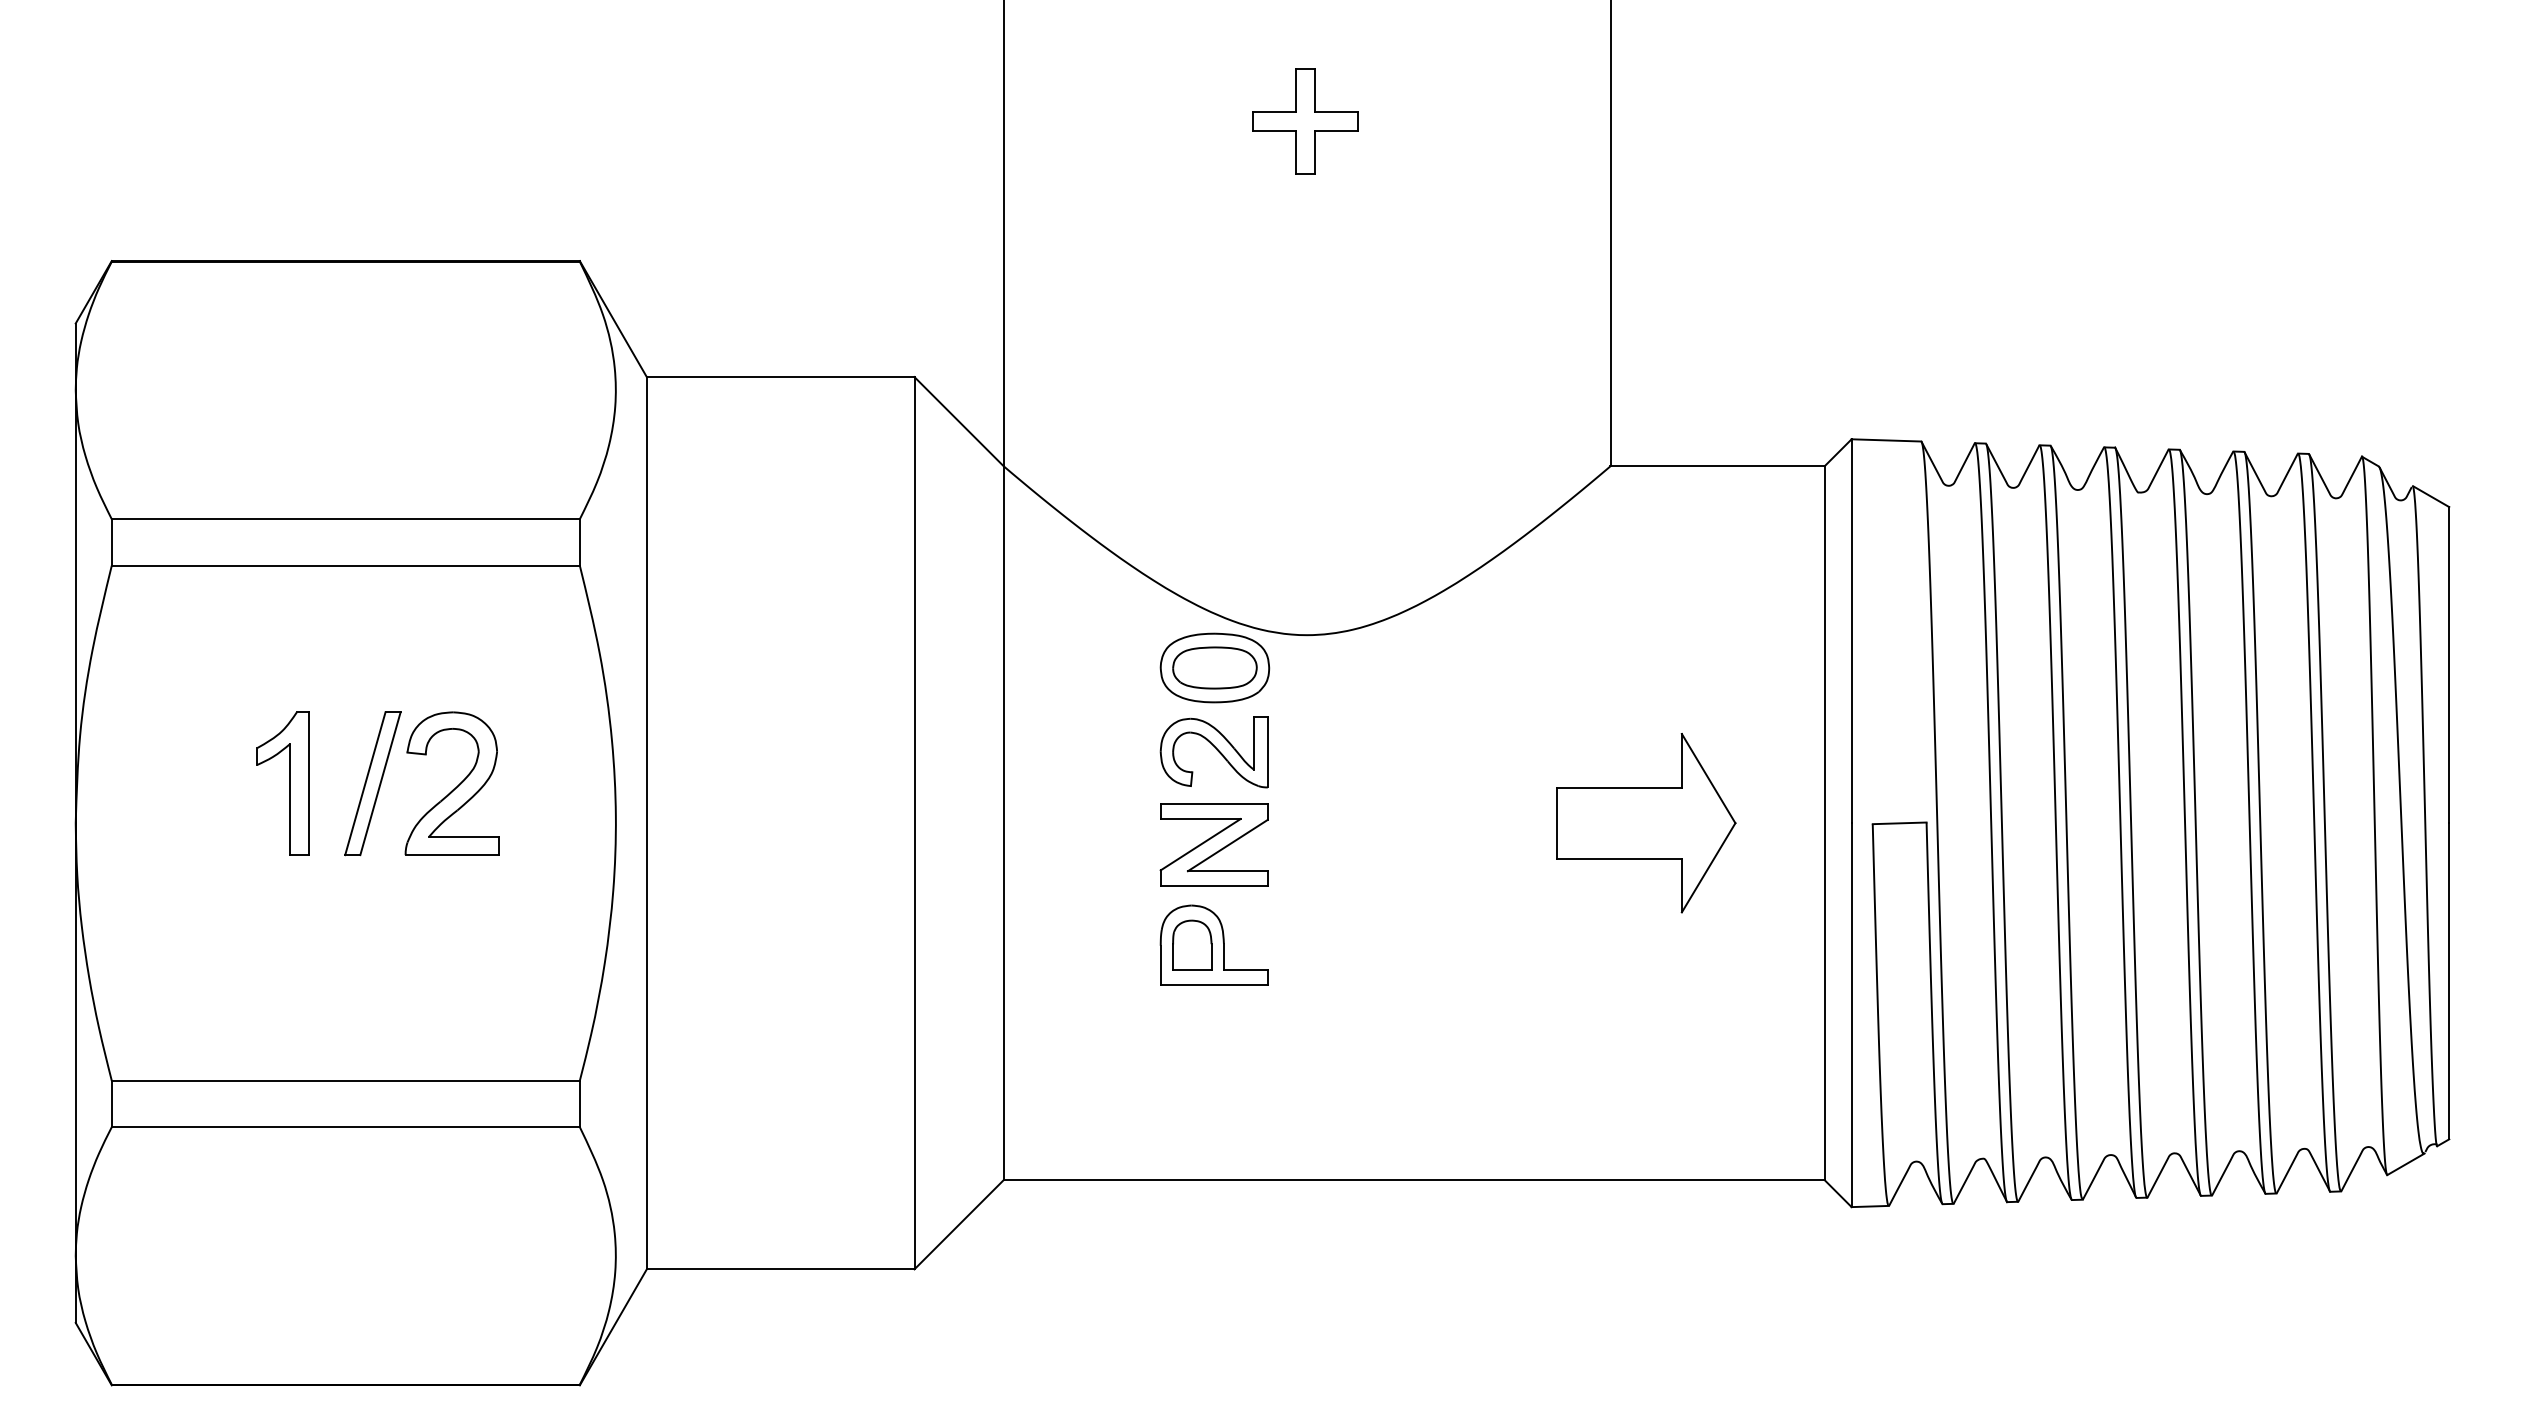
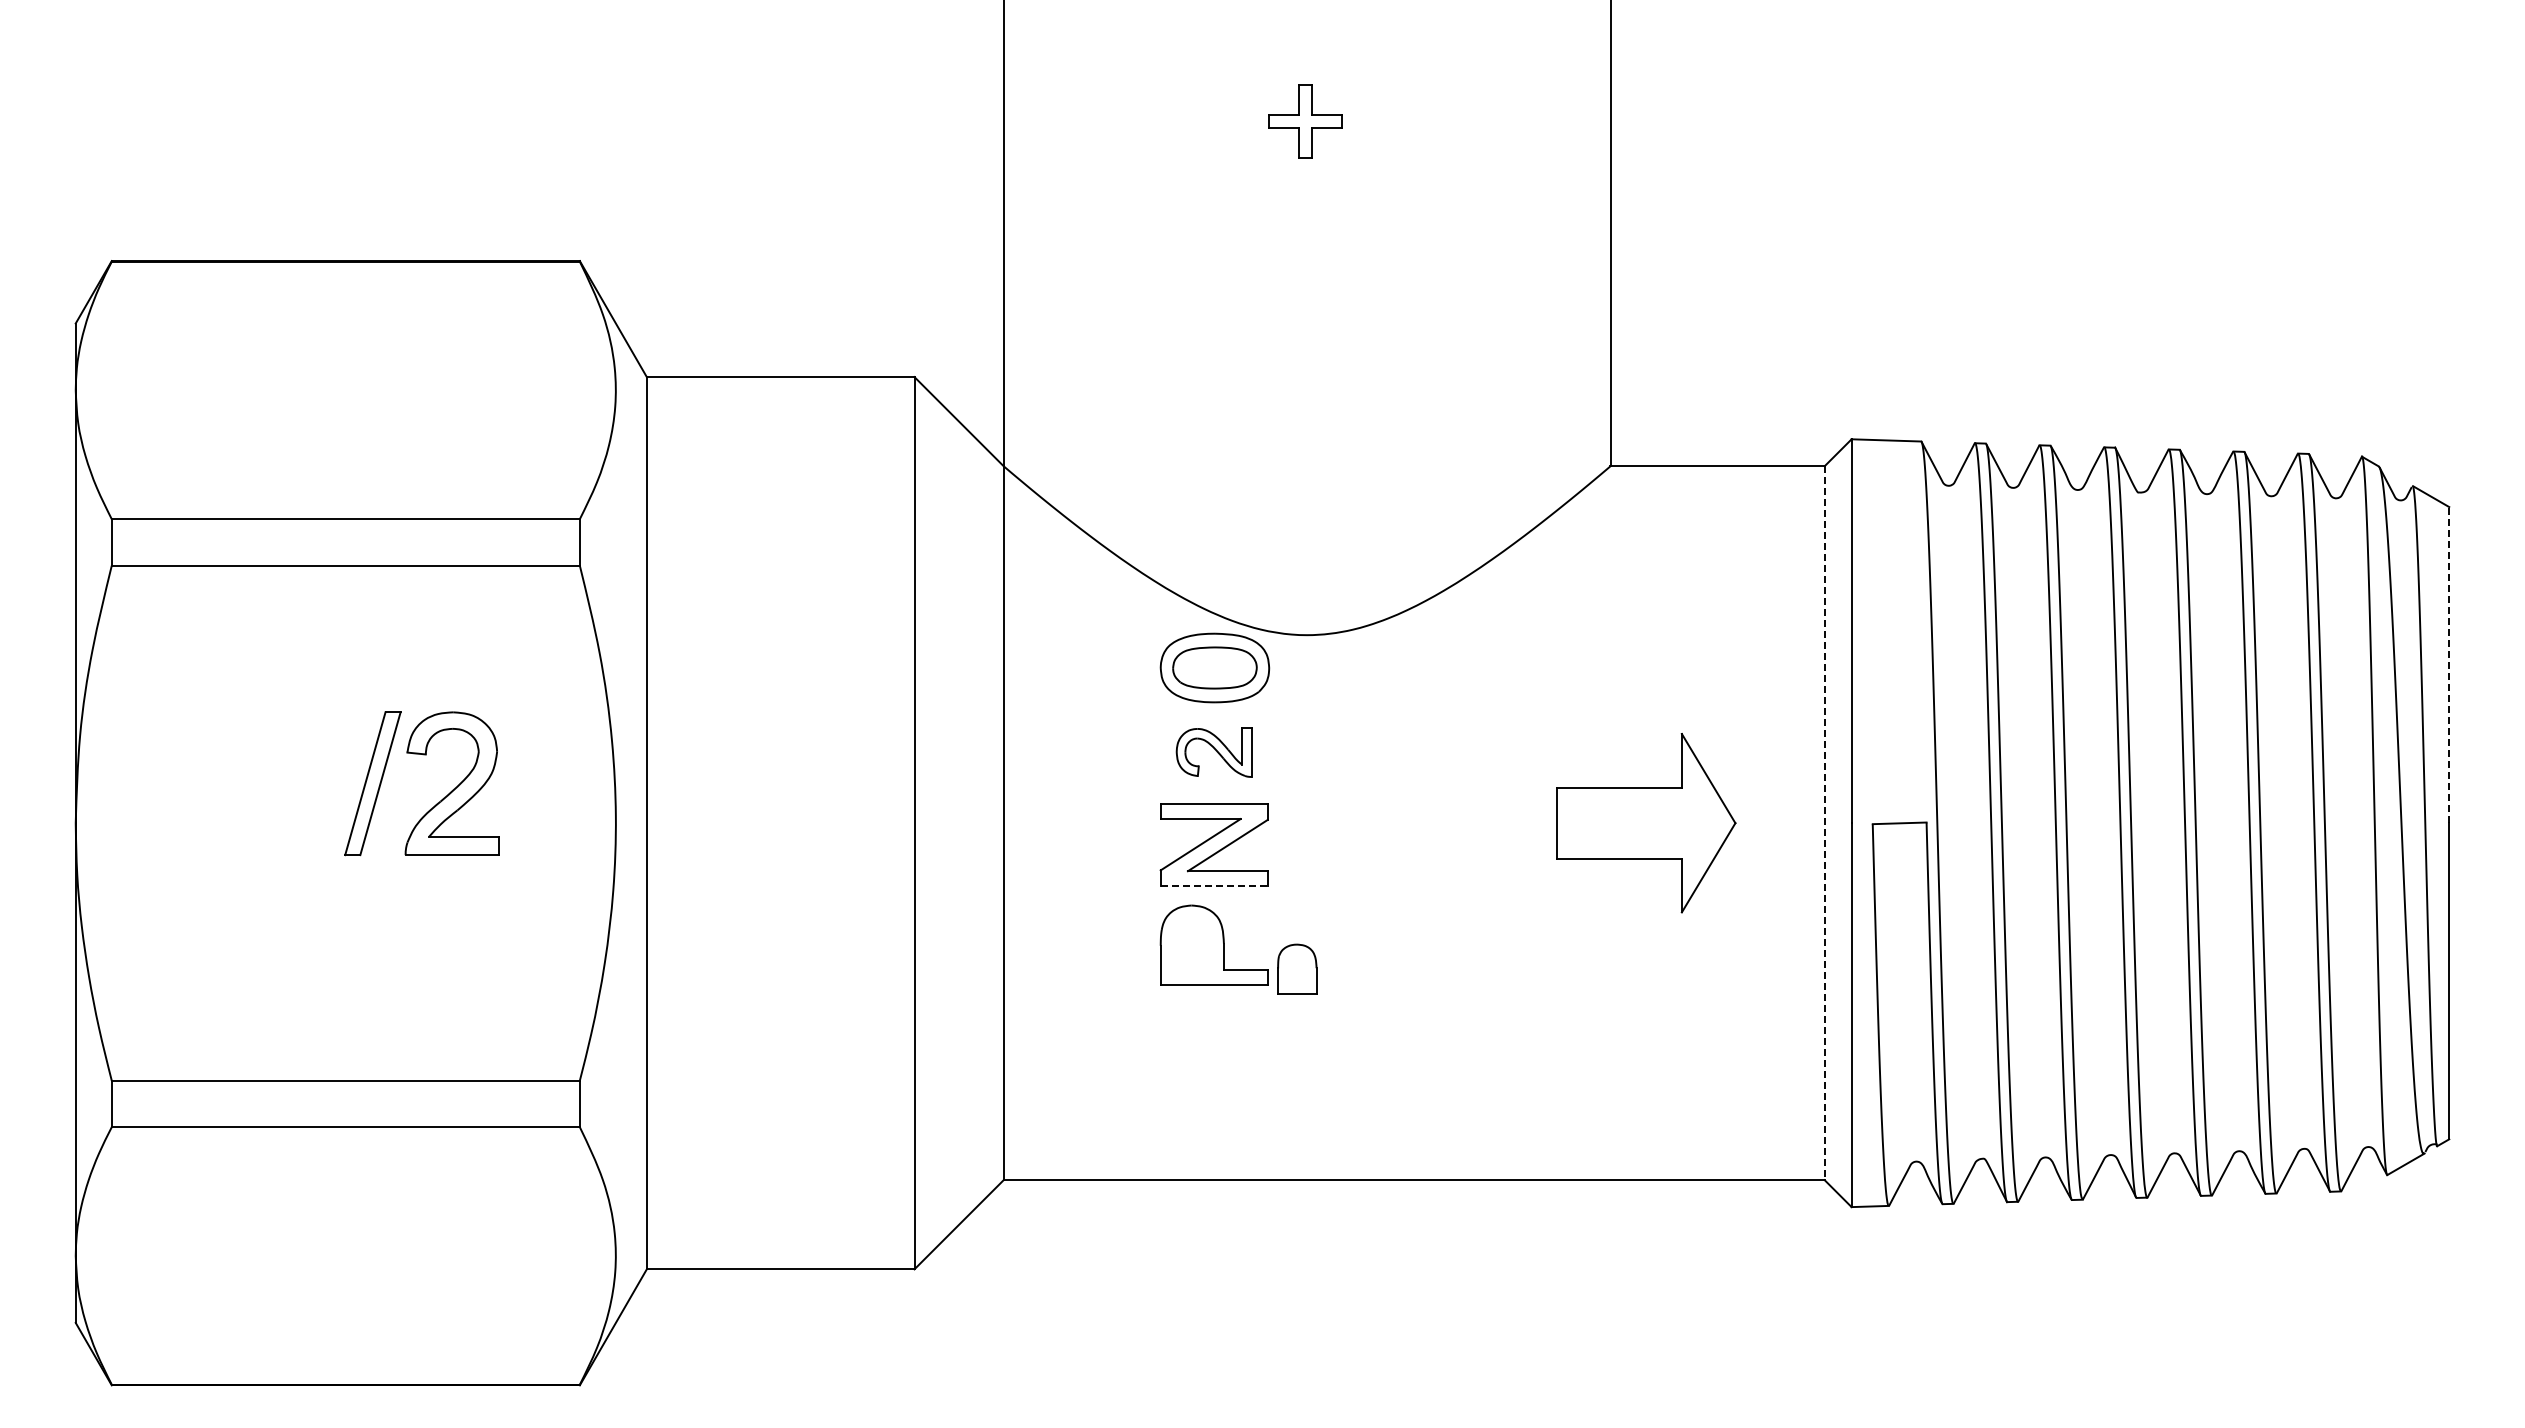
part size: 107x107 px -> 75x75 px (1305, 121)
line: solid -> dashed (2449, 664)
part size: 110x73 px -> 78x51 px (1213, 752)
part: present -> none (289, 783)
line: solid -> dashed (1824, 823)
line: solid -> dashed (1214, 886)
part position: (1192, 944) -> (1297, 968) (1297, 968)
